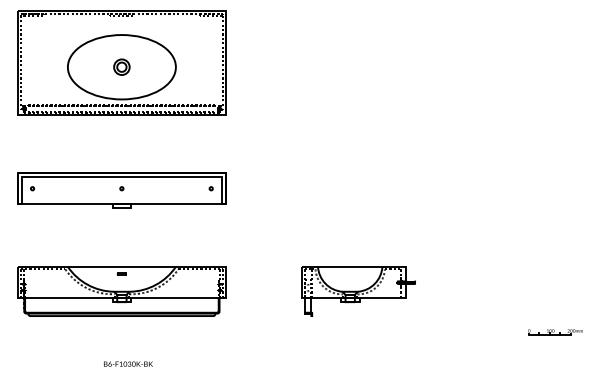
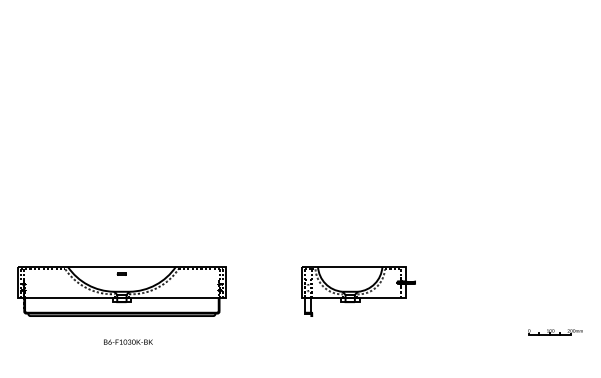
part: present -> none (121, 62)
part: present -> none (121, 190)
text position: (128, 363) -> (128, 341) (128, 341)
